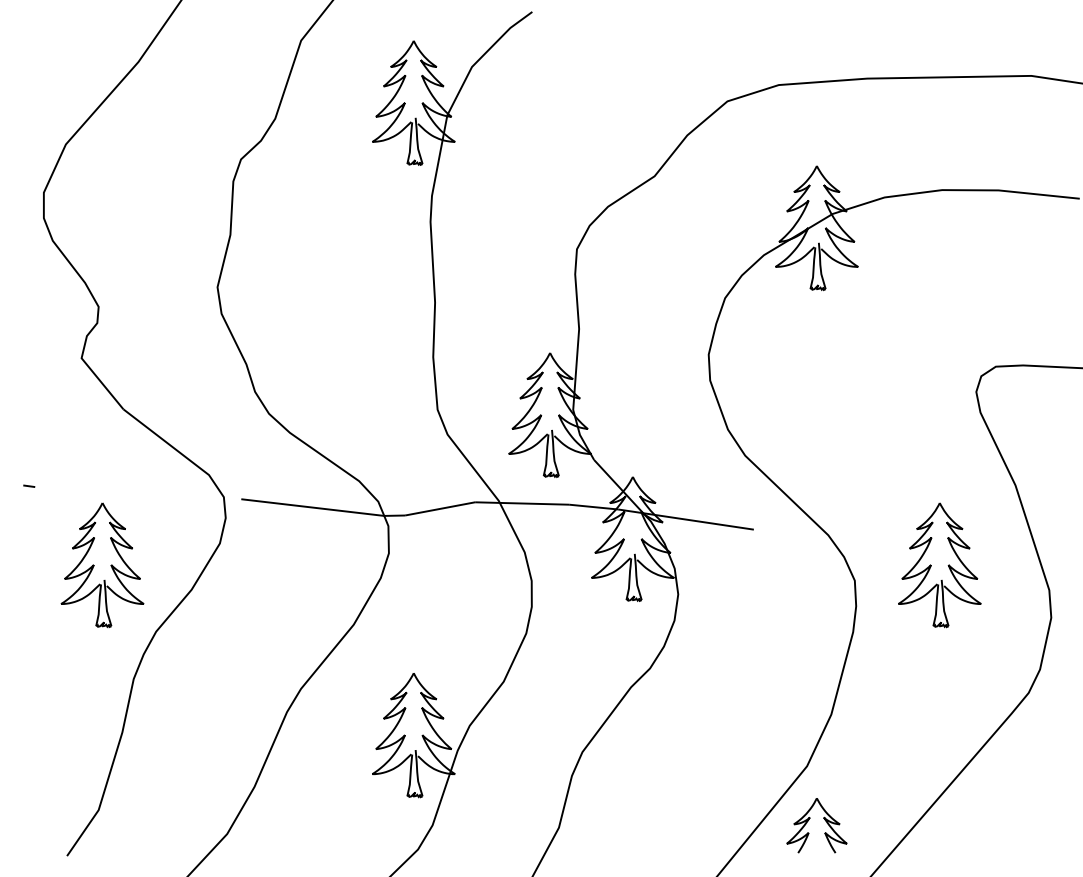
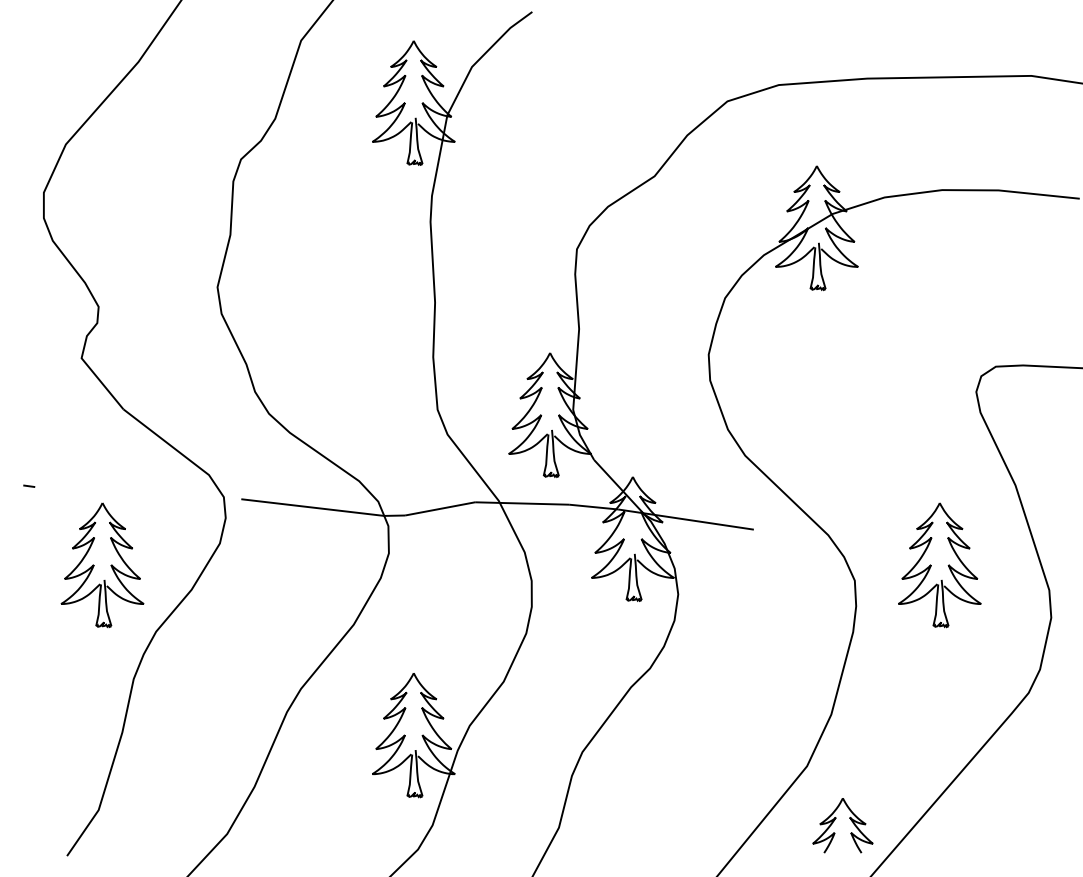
part position: (808, 821) -> (834, 821) (834, 821)
